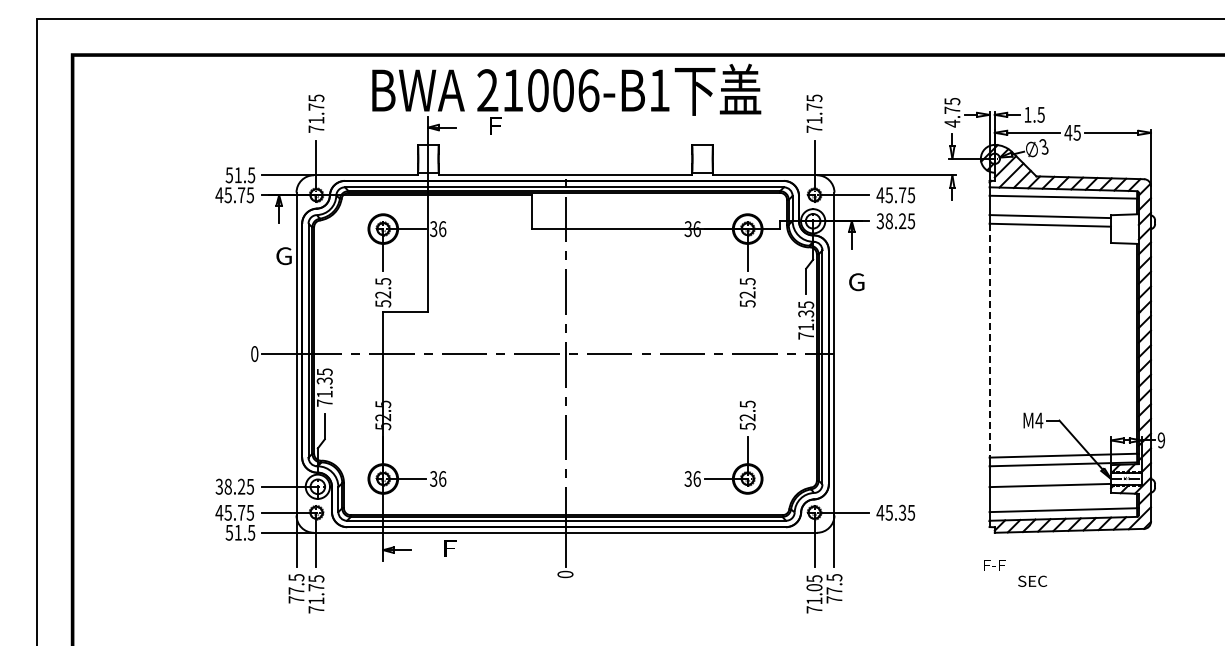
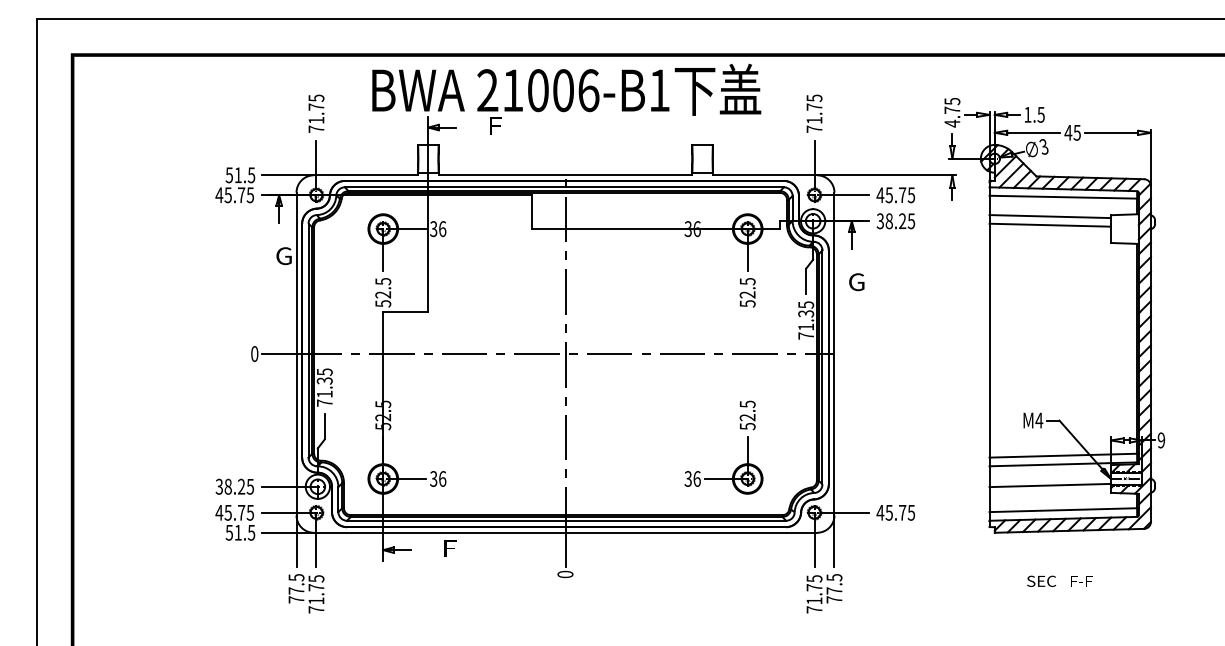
line: dashed -> solid (989, 340)
text: 45.35 -> 45.75 (902, 512)
text position: (994, 565) -> (1081, 581) (1081, 581)
text position: (1032, 580) -> (1041, 580) (1041, 580)
text: 71.05 -> 71.75 (814, 587)
